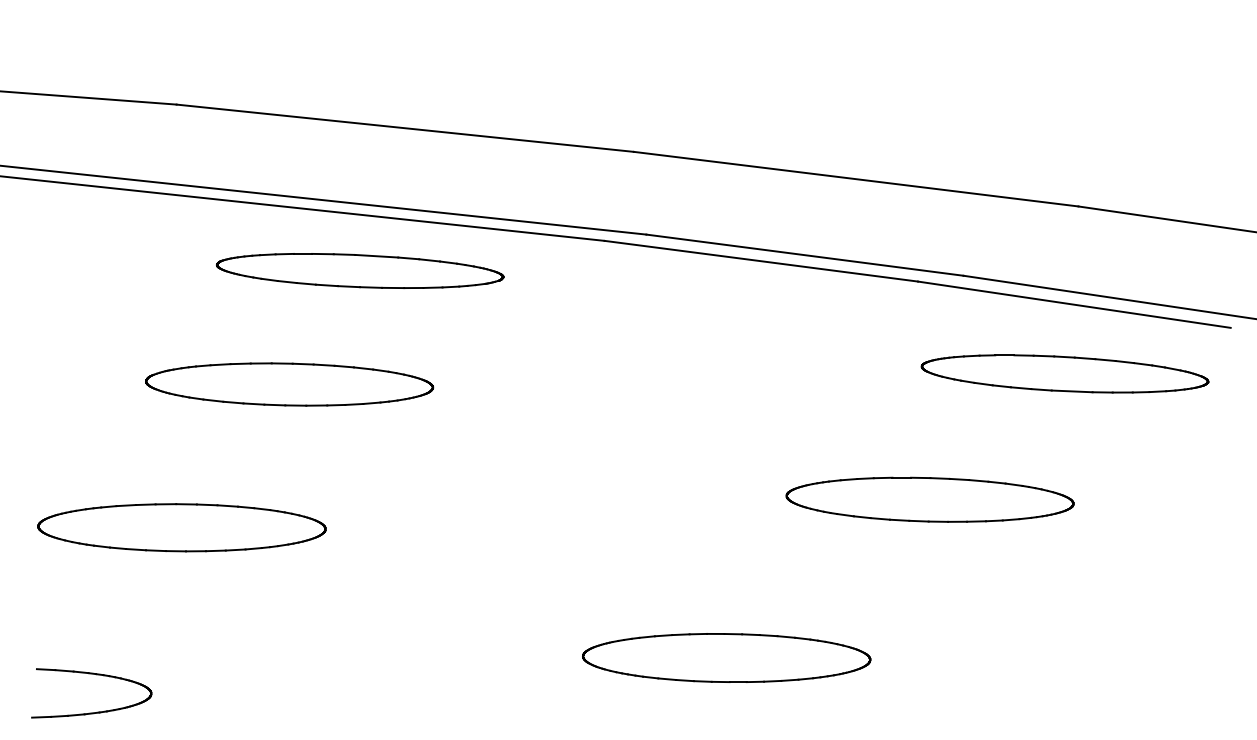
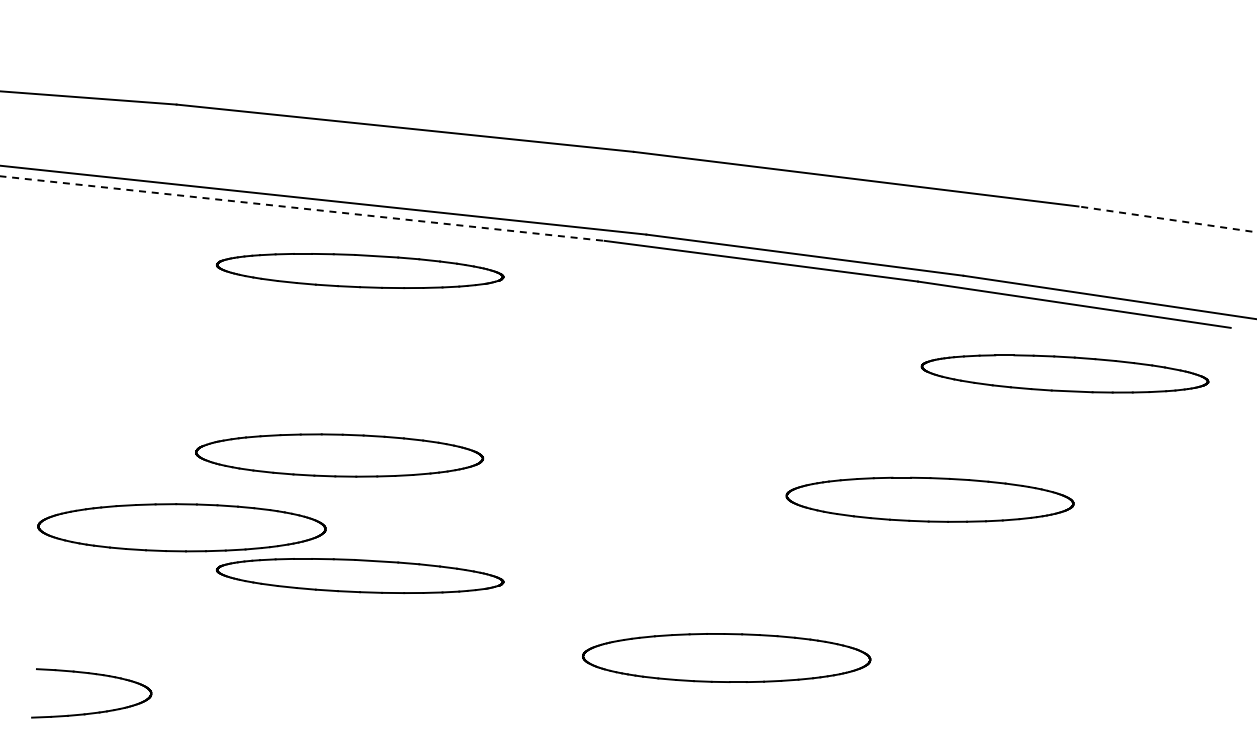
line: solid -> dashed (302, 208)
line: solid -> dashed (1167, 219)
part position: (289, 384) -> (339, 455) (339, 455)
part: none -> present (360, 575)
